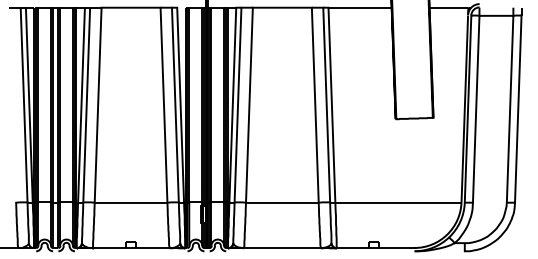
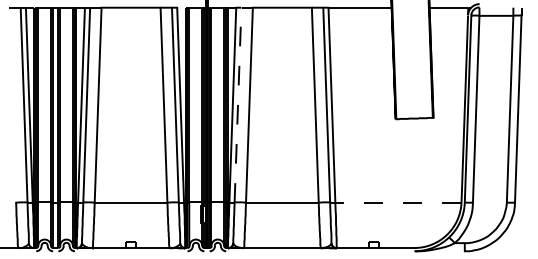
line: solid -> dashed (238, 98)
line: solid -> dashed (397, 202)
